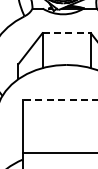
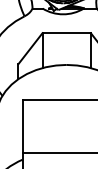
line: dashed -> solid (67, 33)
line: dashed -> solid (60, 99)
